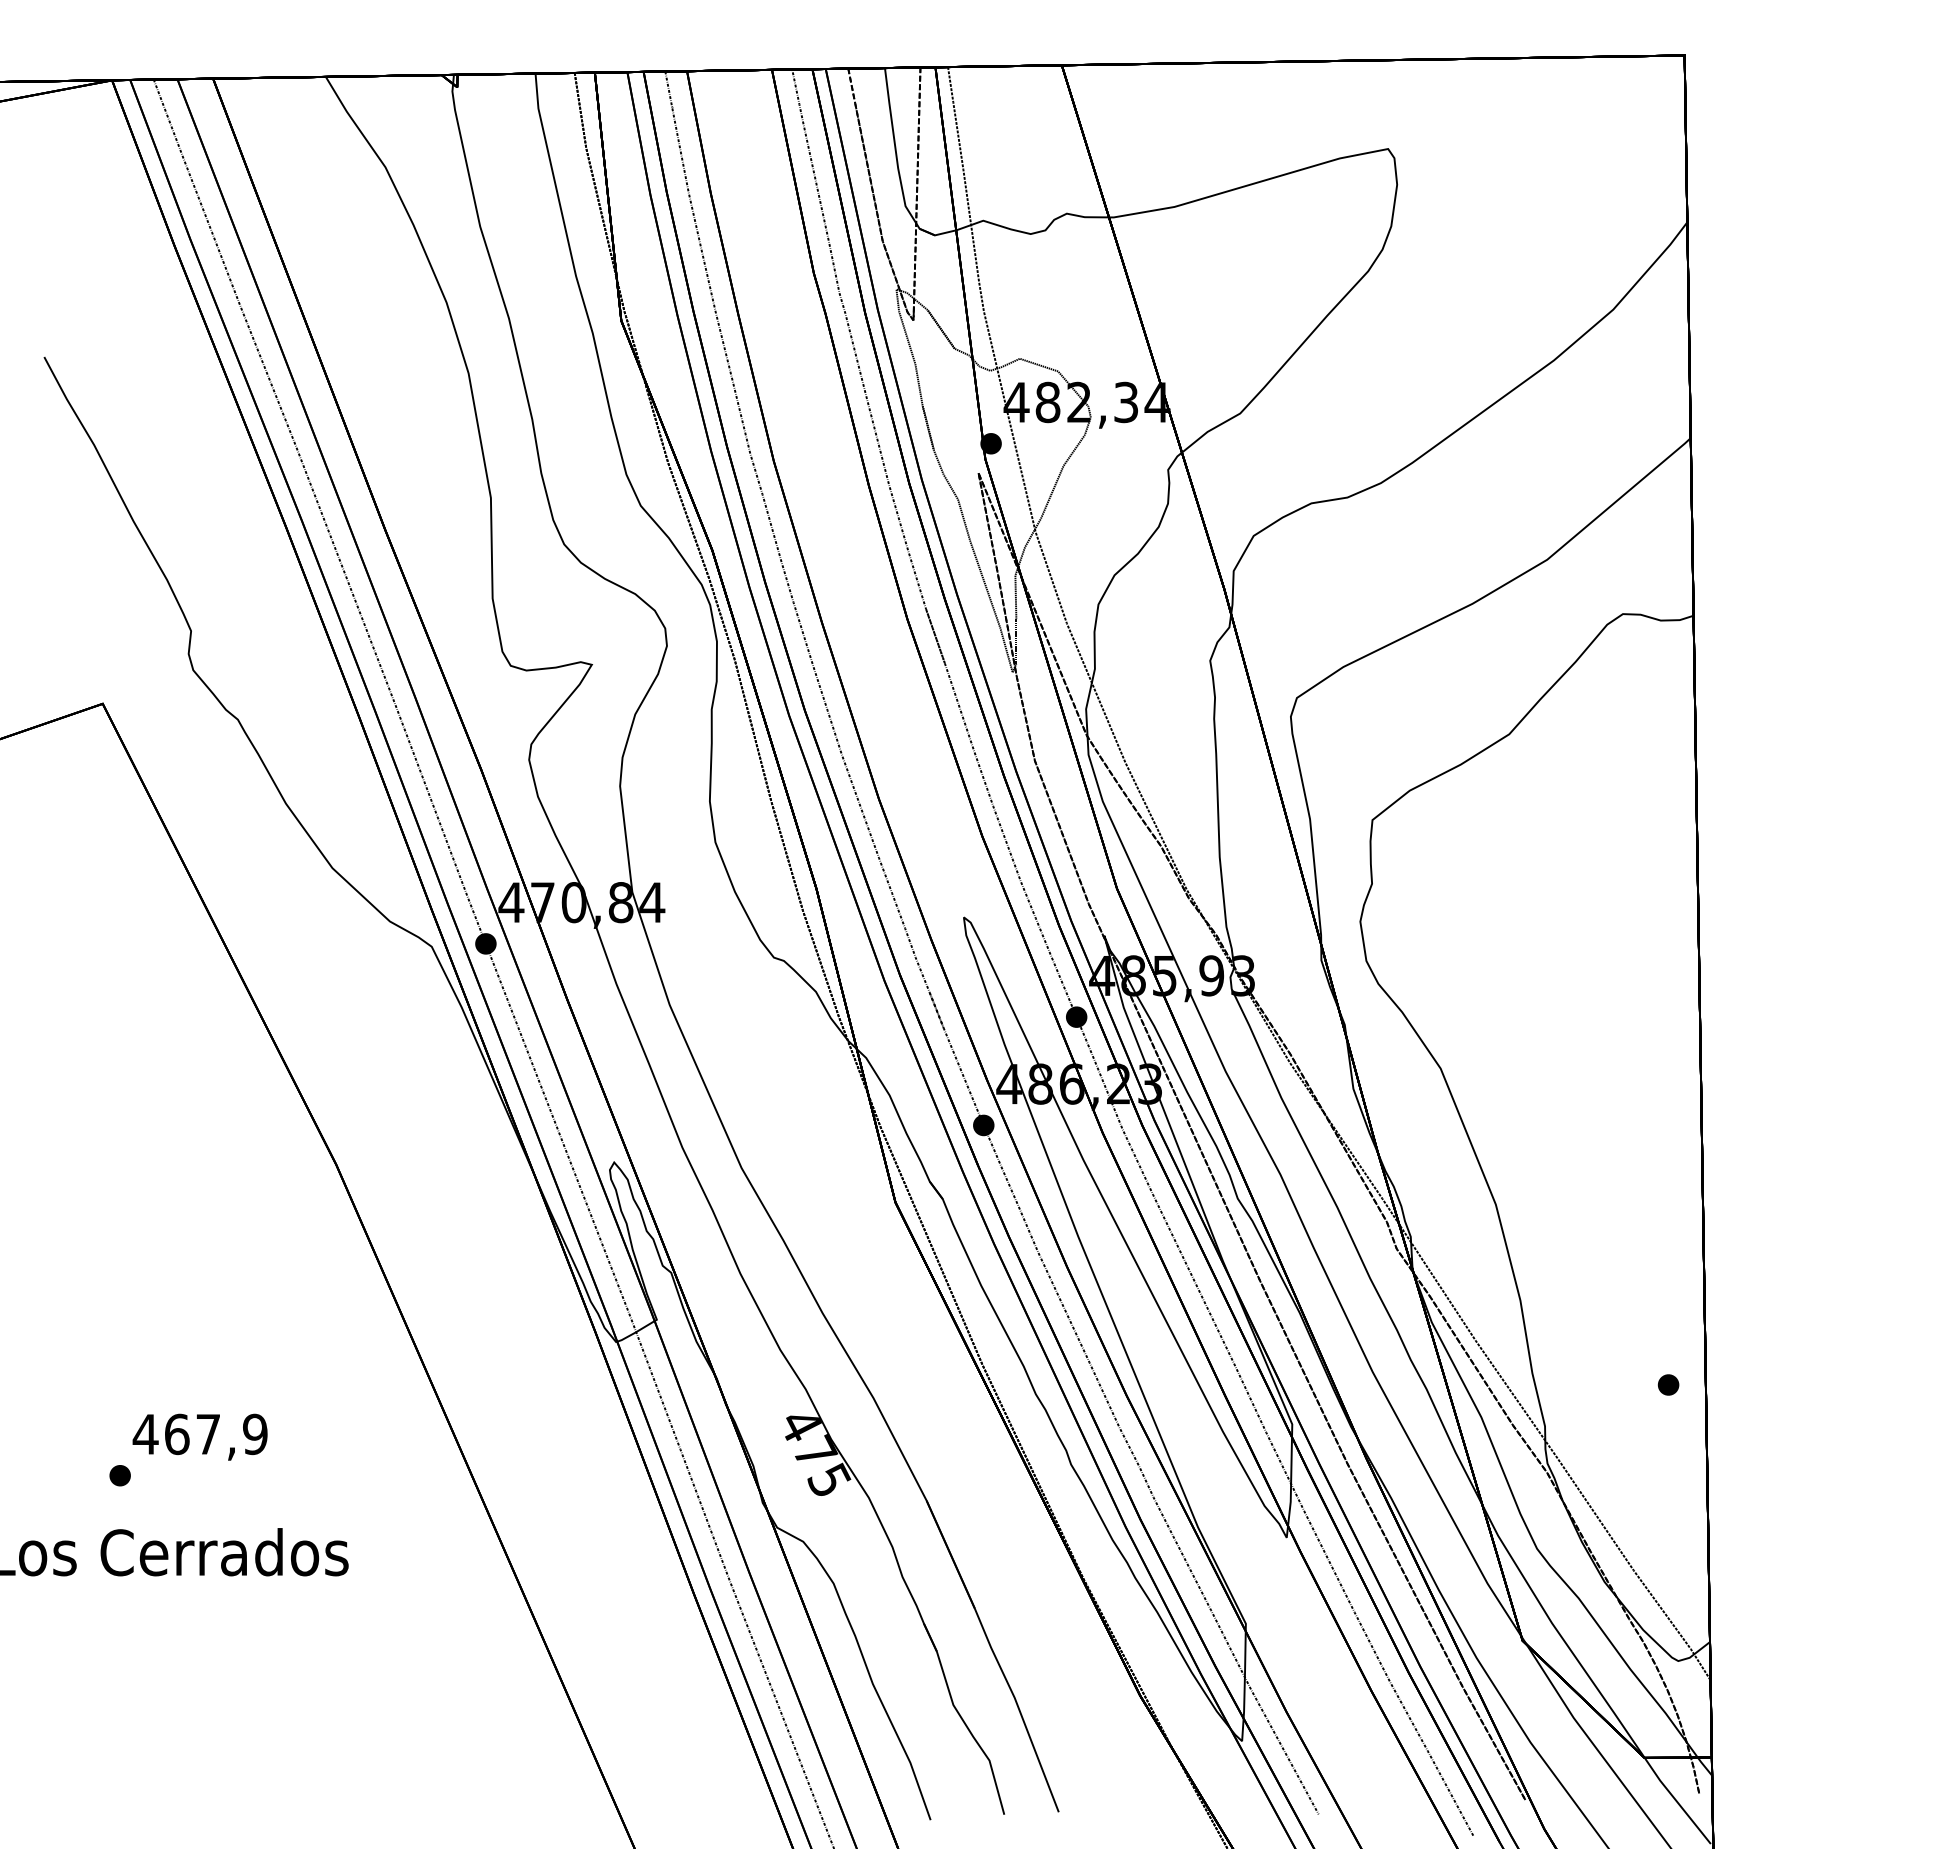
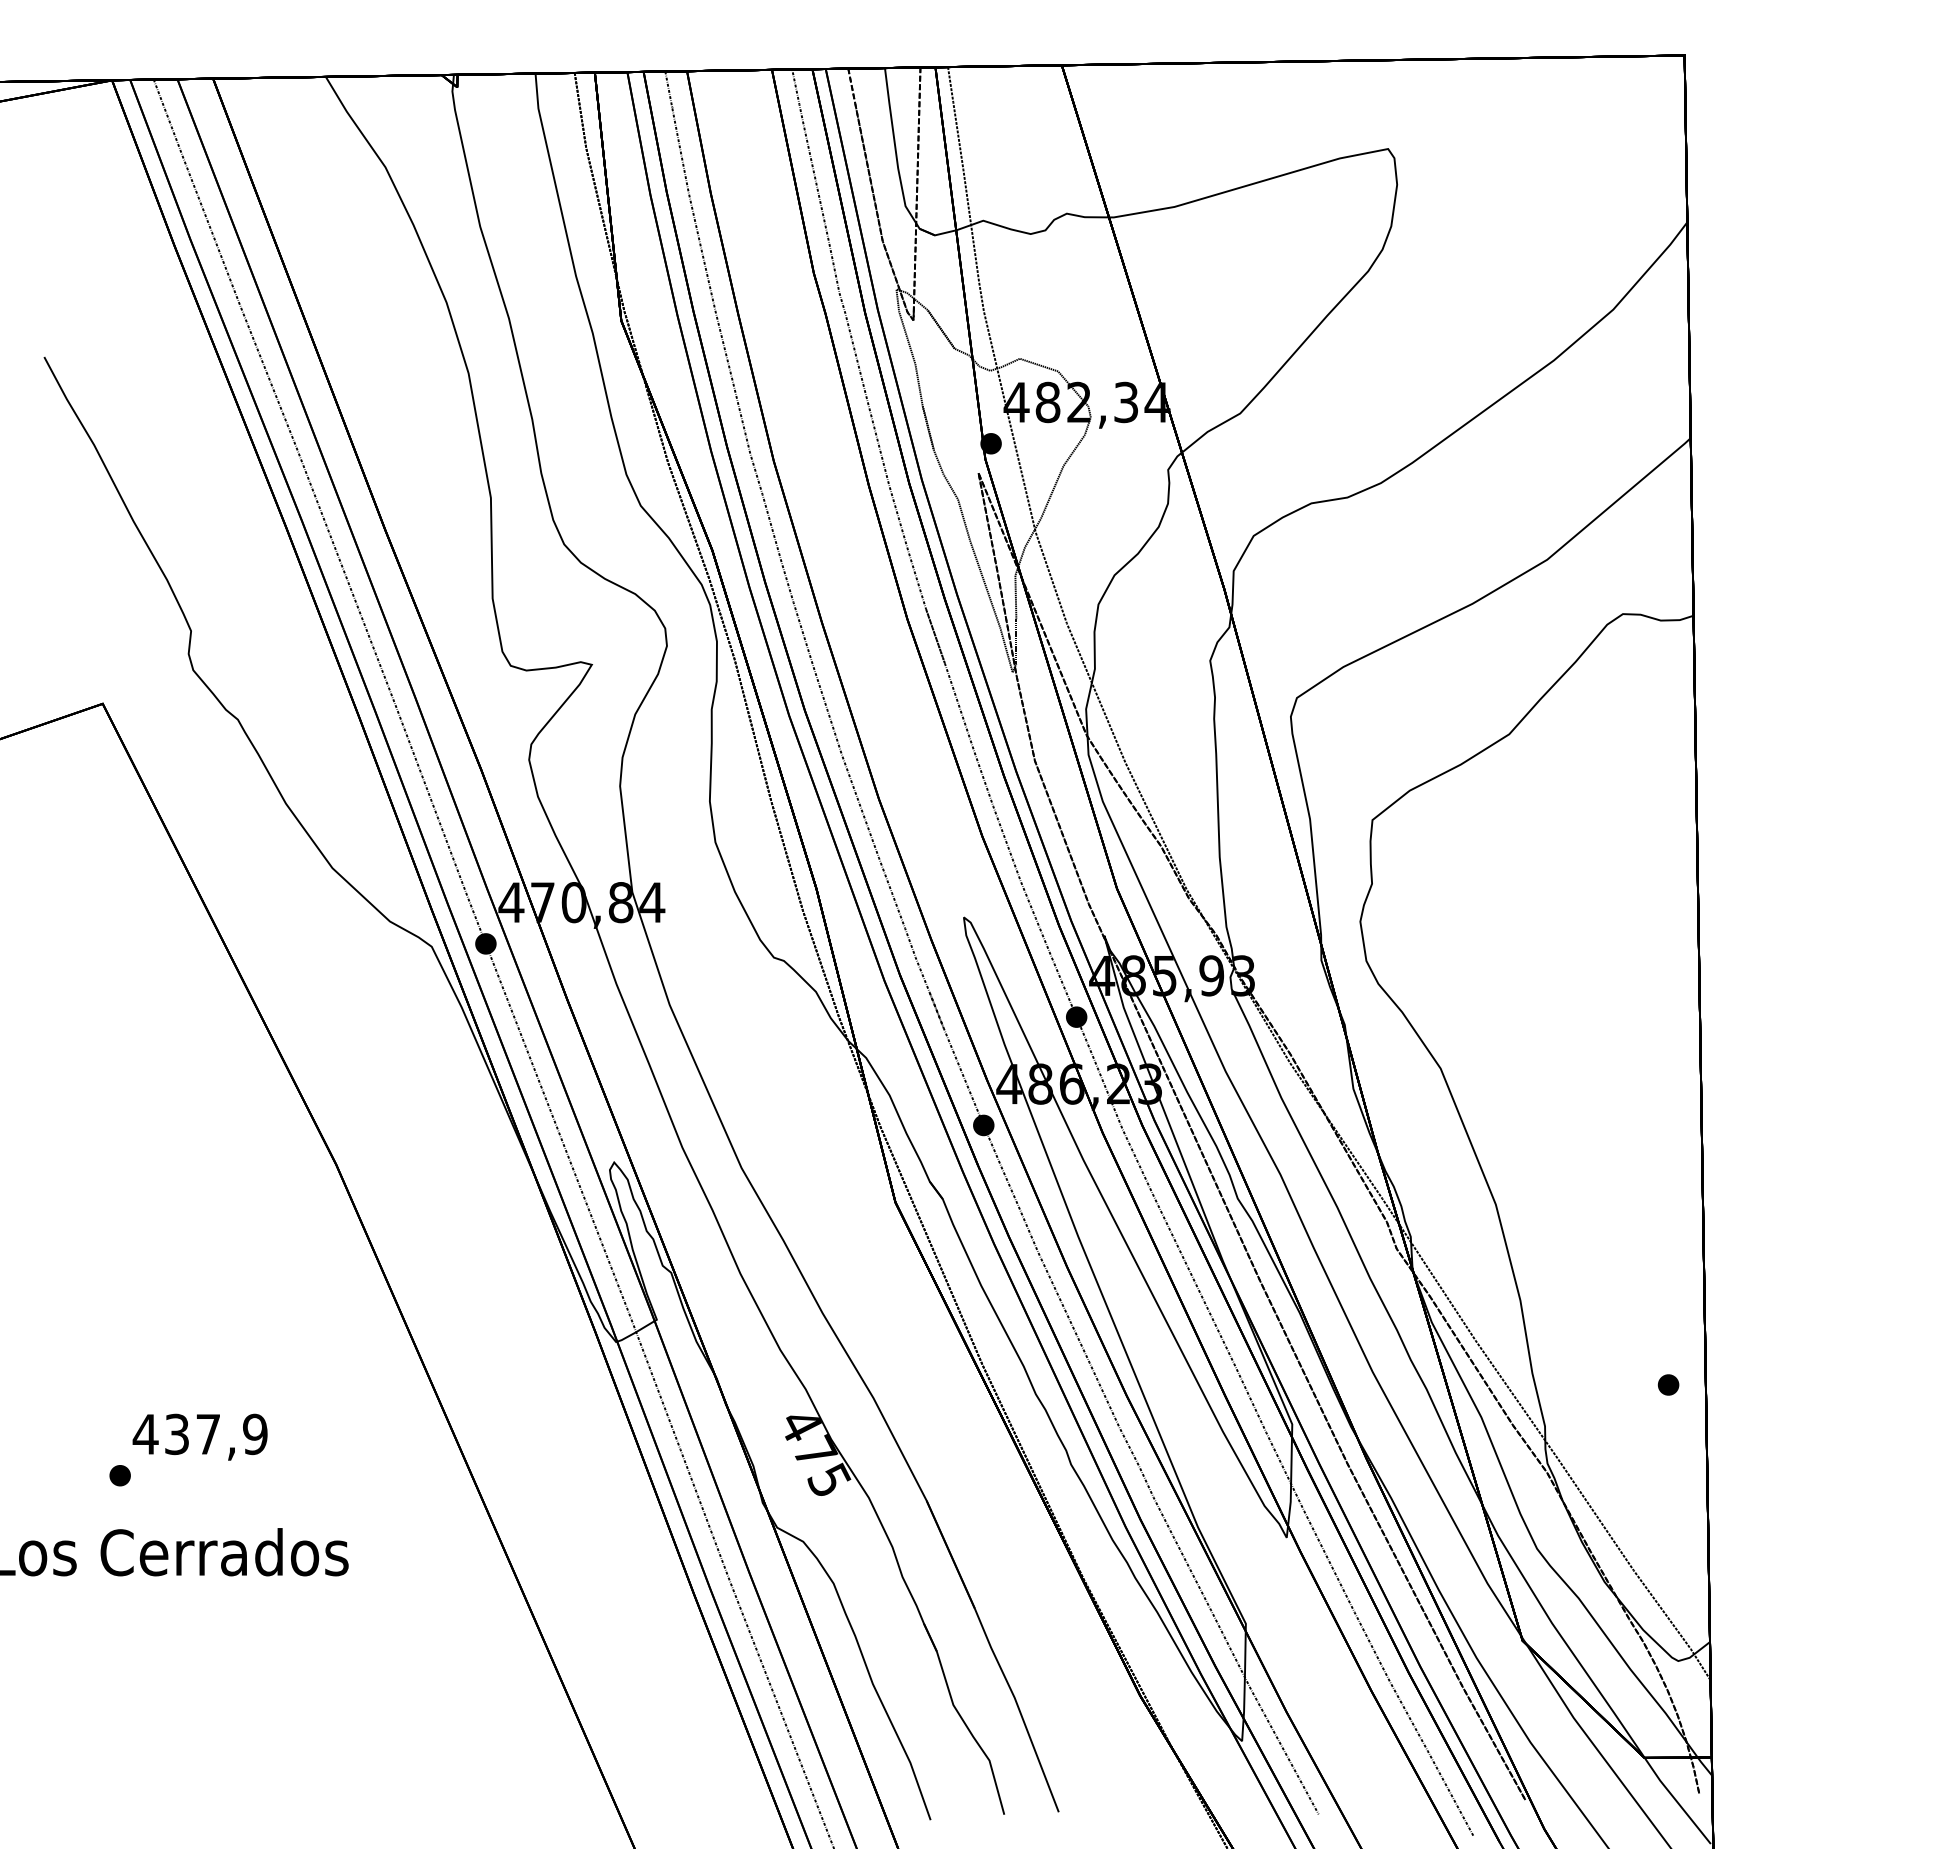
text: 467,9 -> 437,9 (177, 1434)
